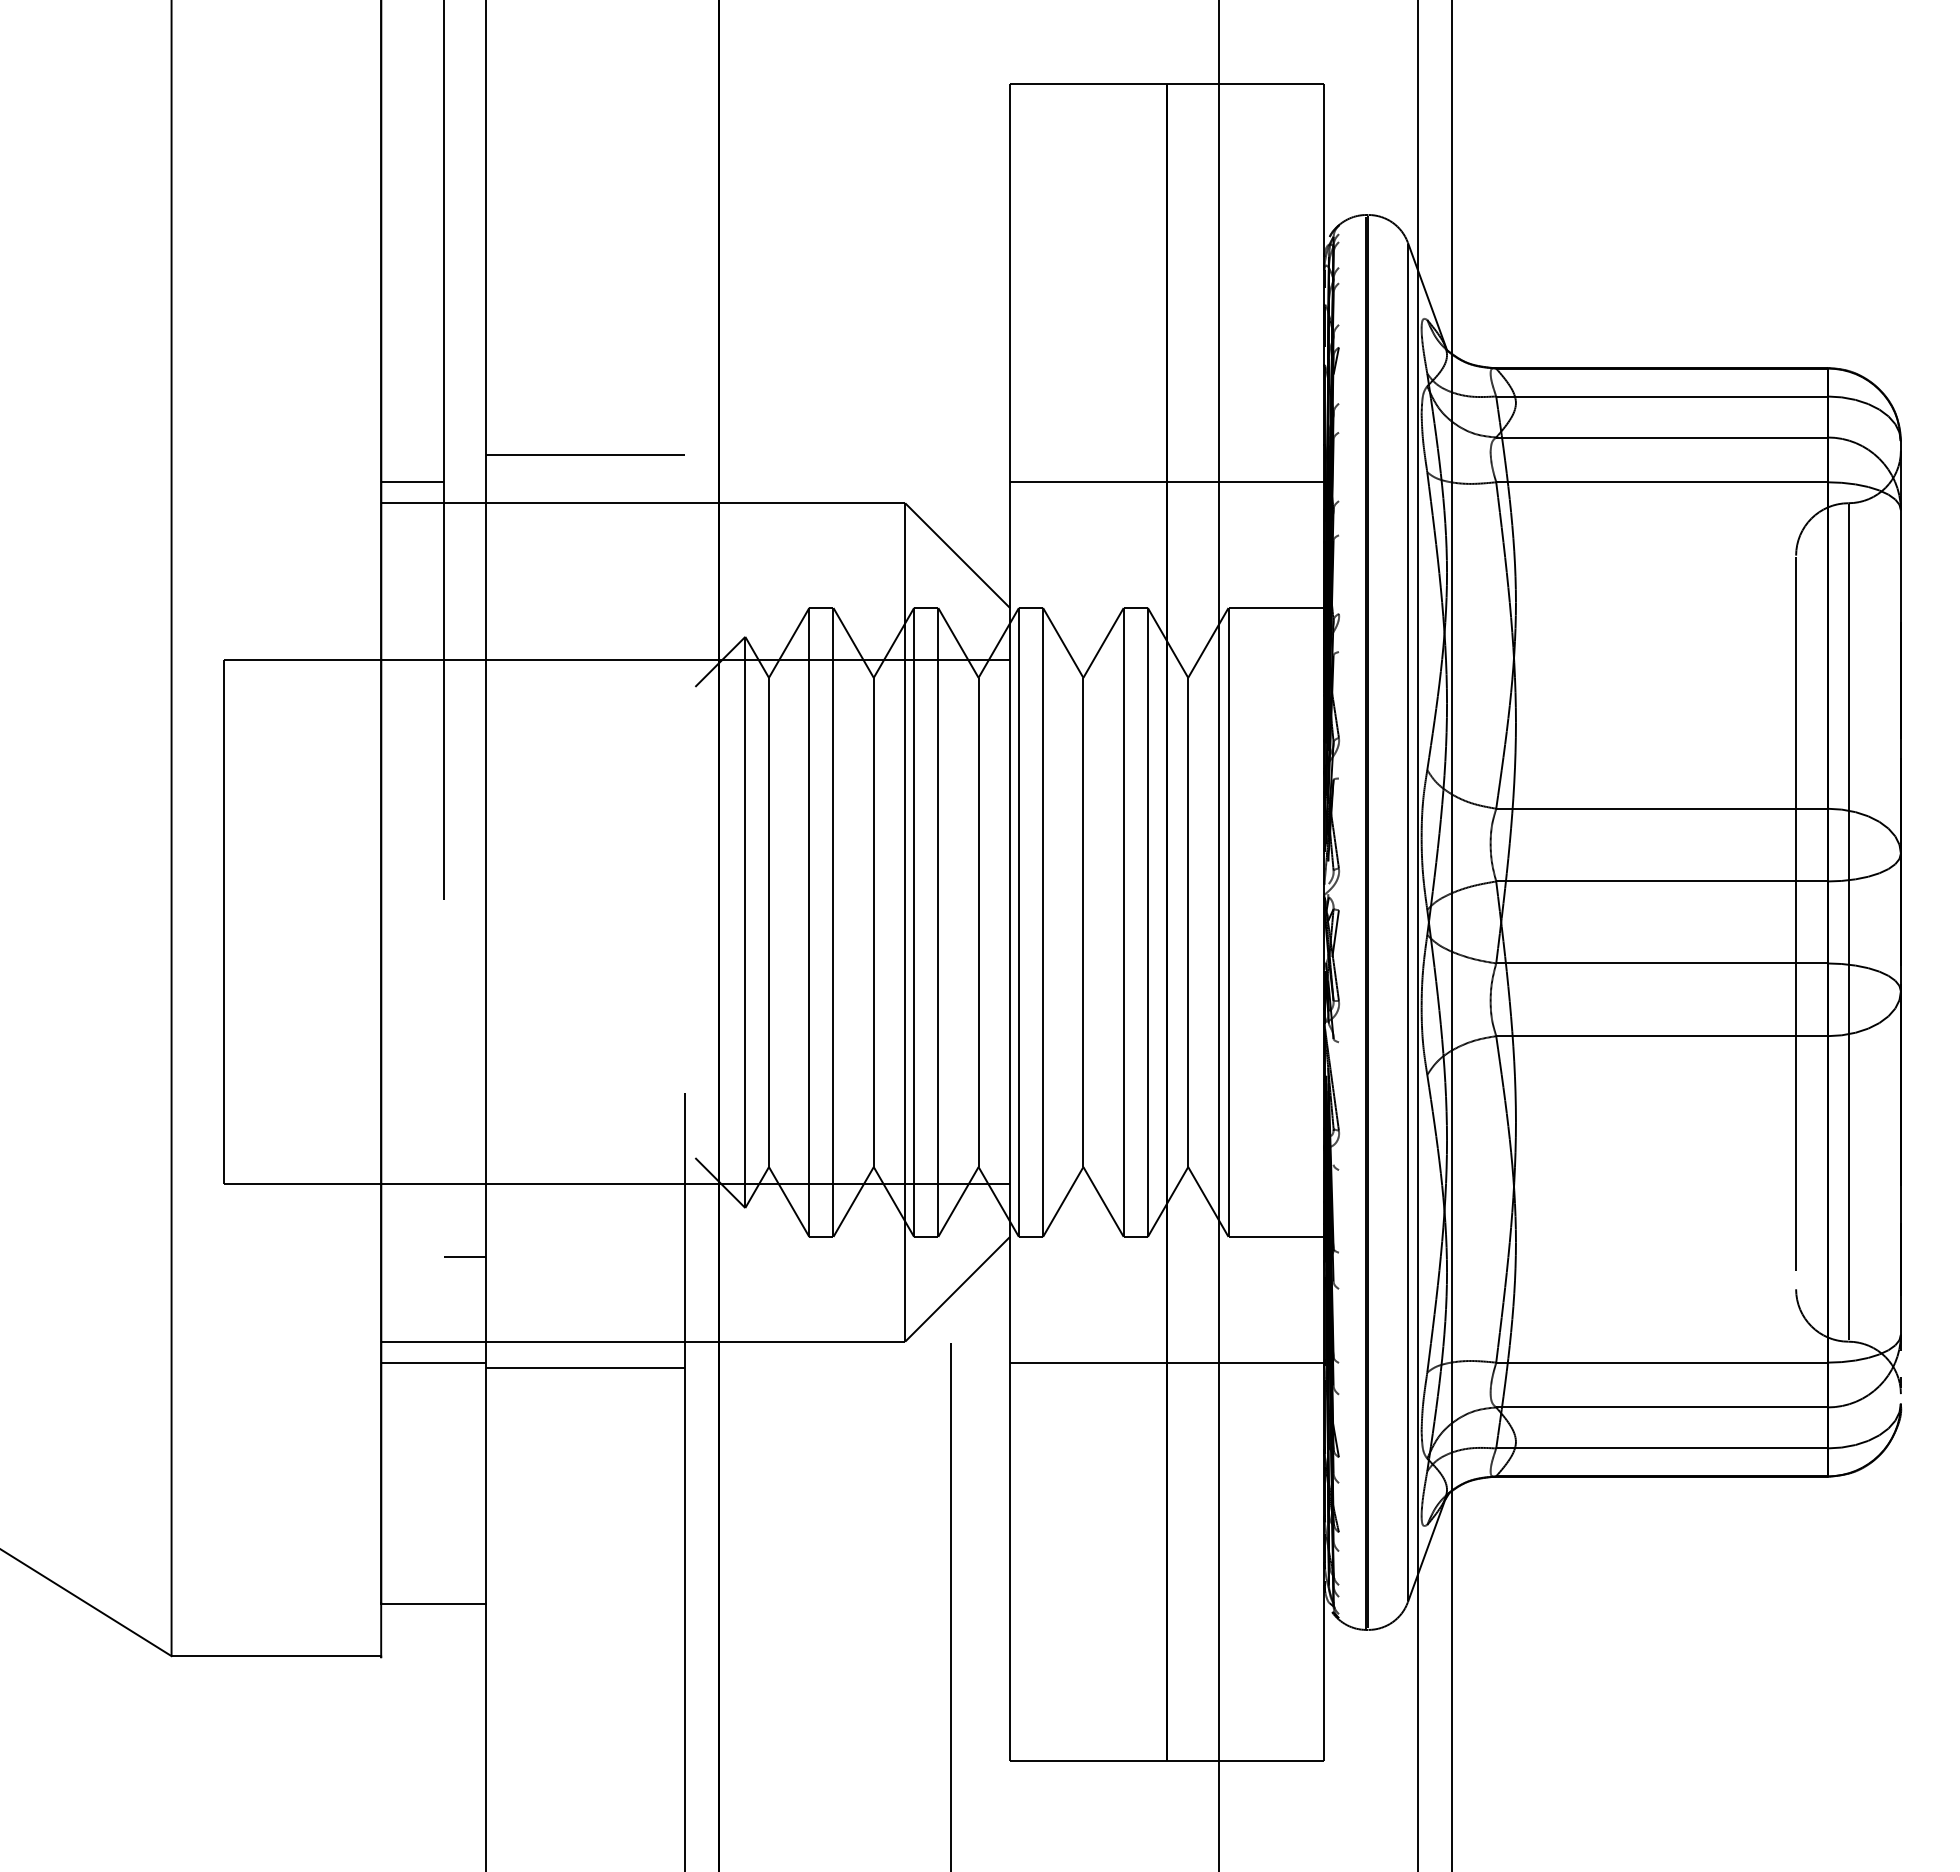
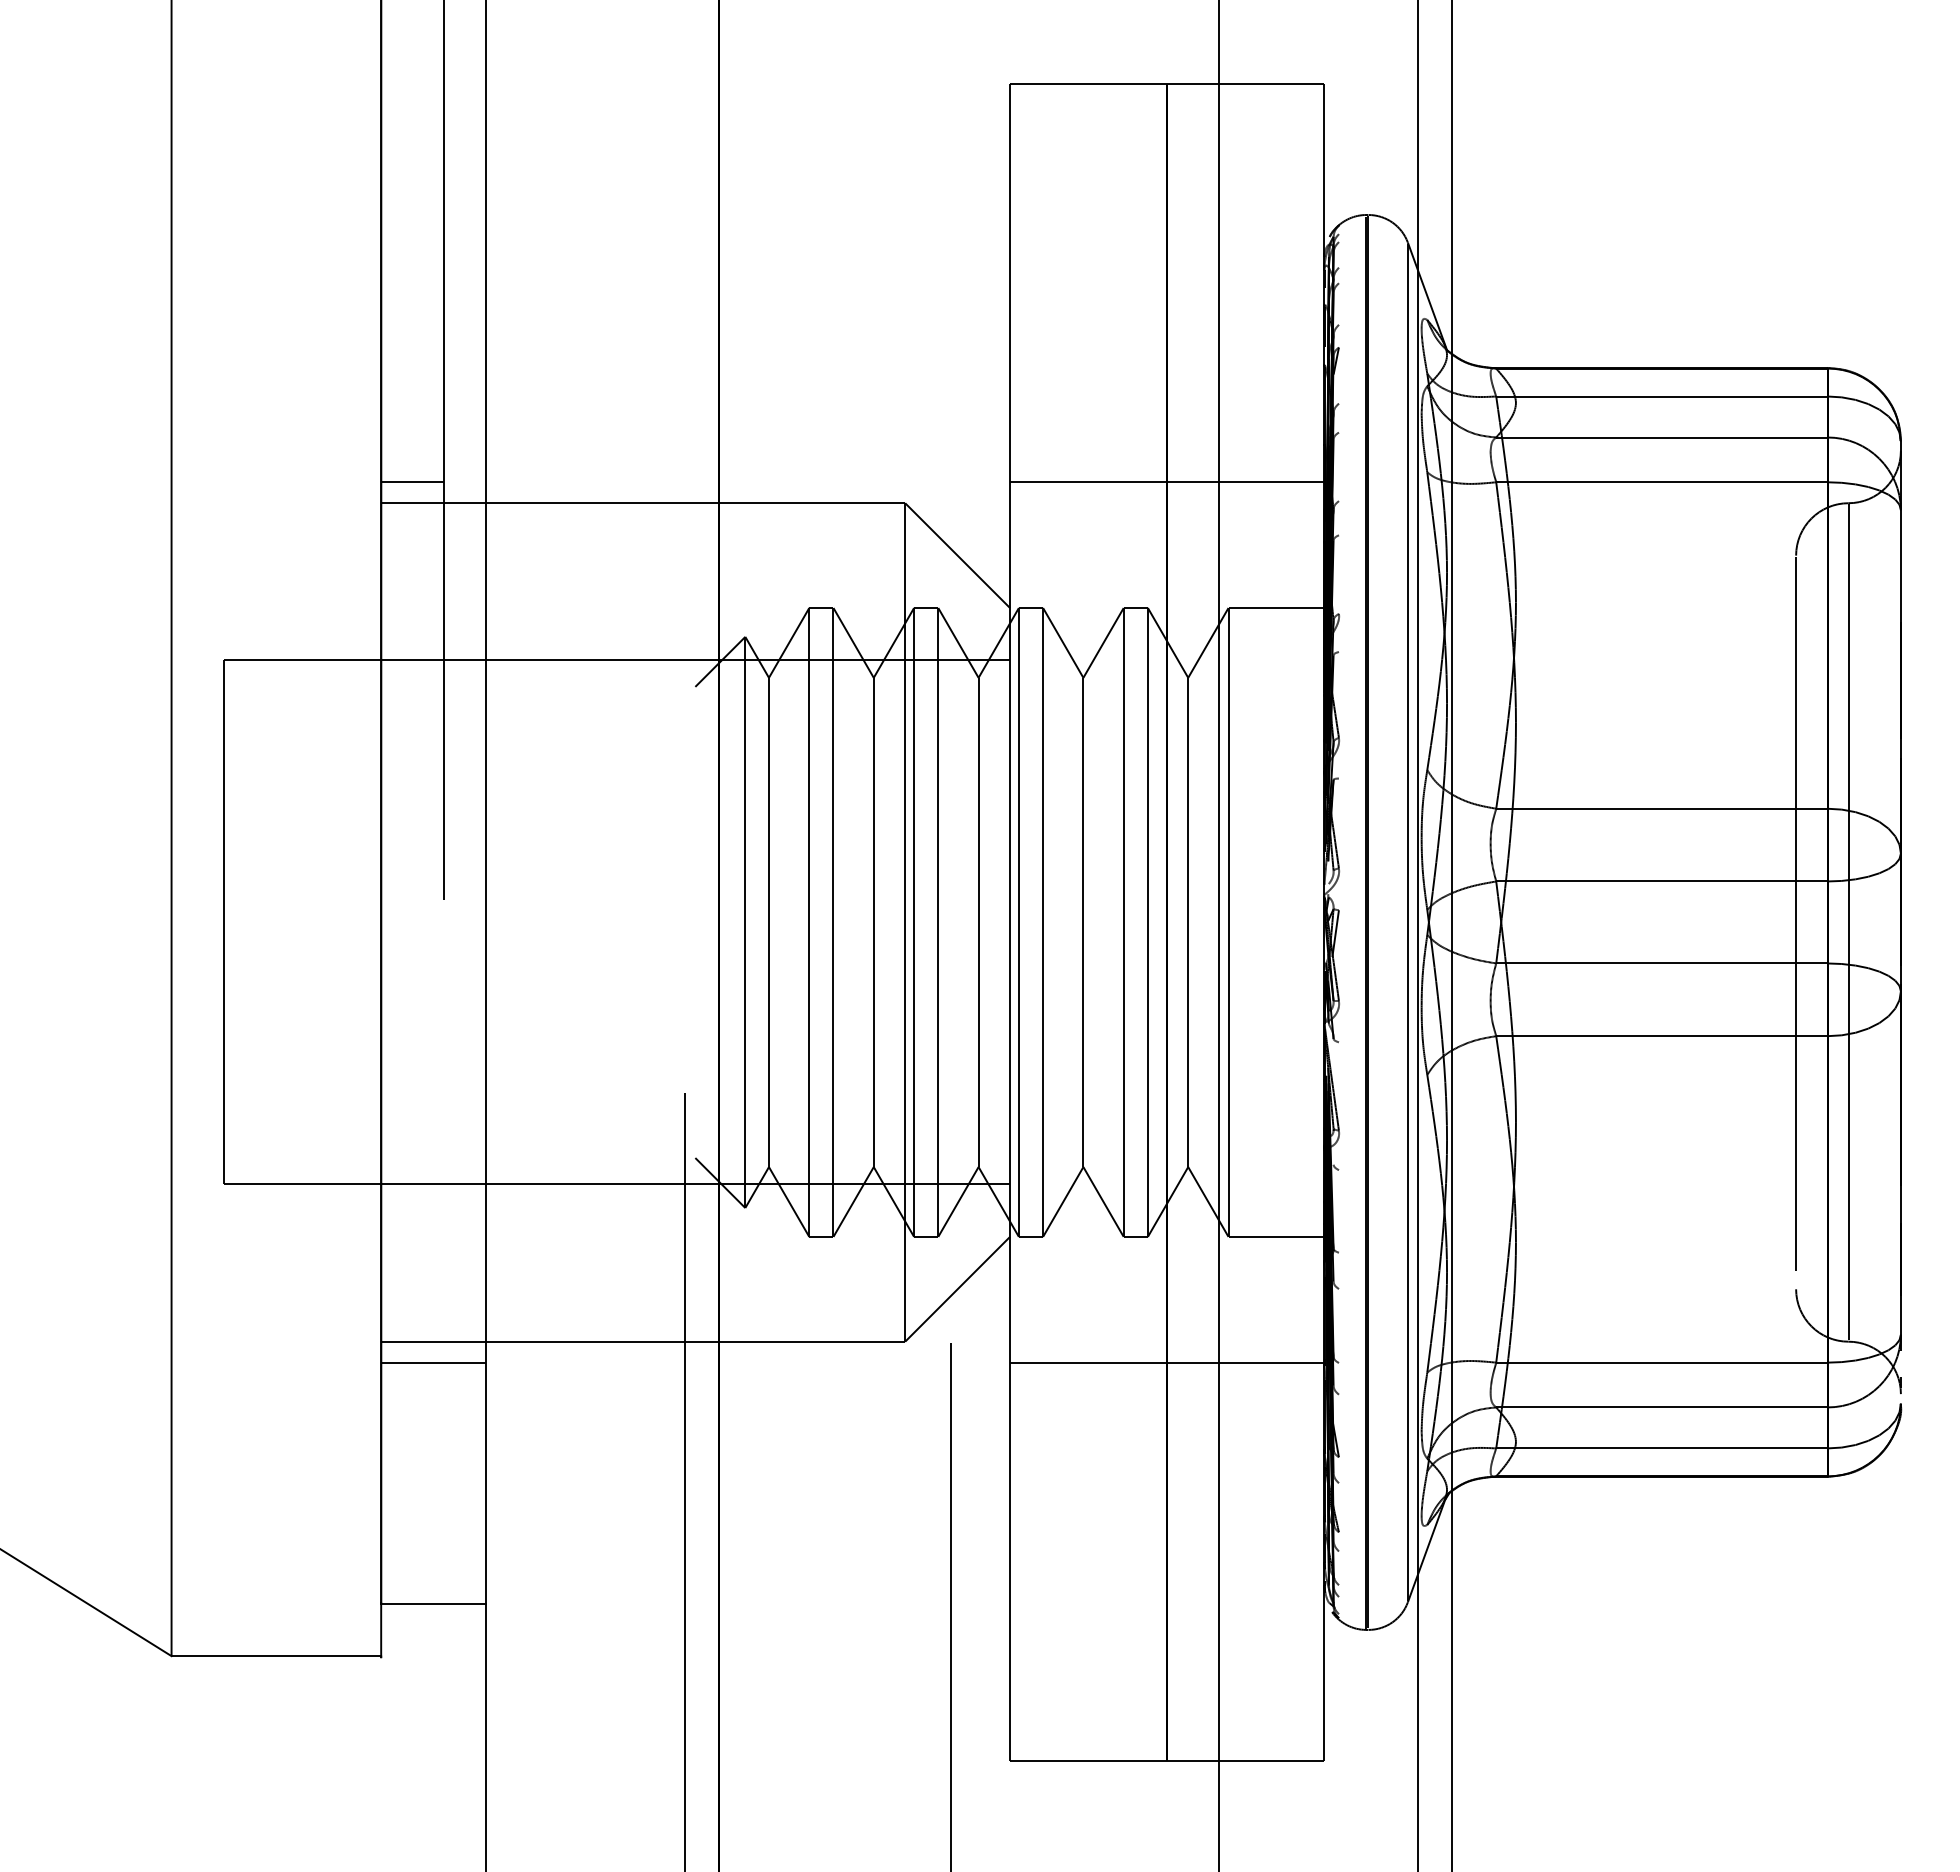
line: present -> none (584, 455)
line: present -> none (464, 1257)
line: present -> none (584, 1368)
